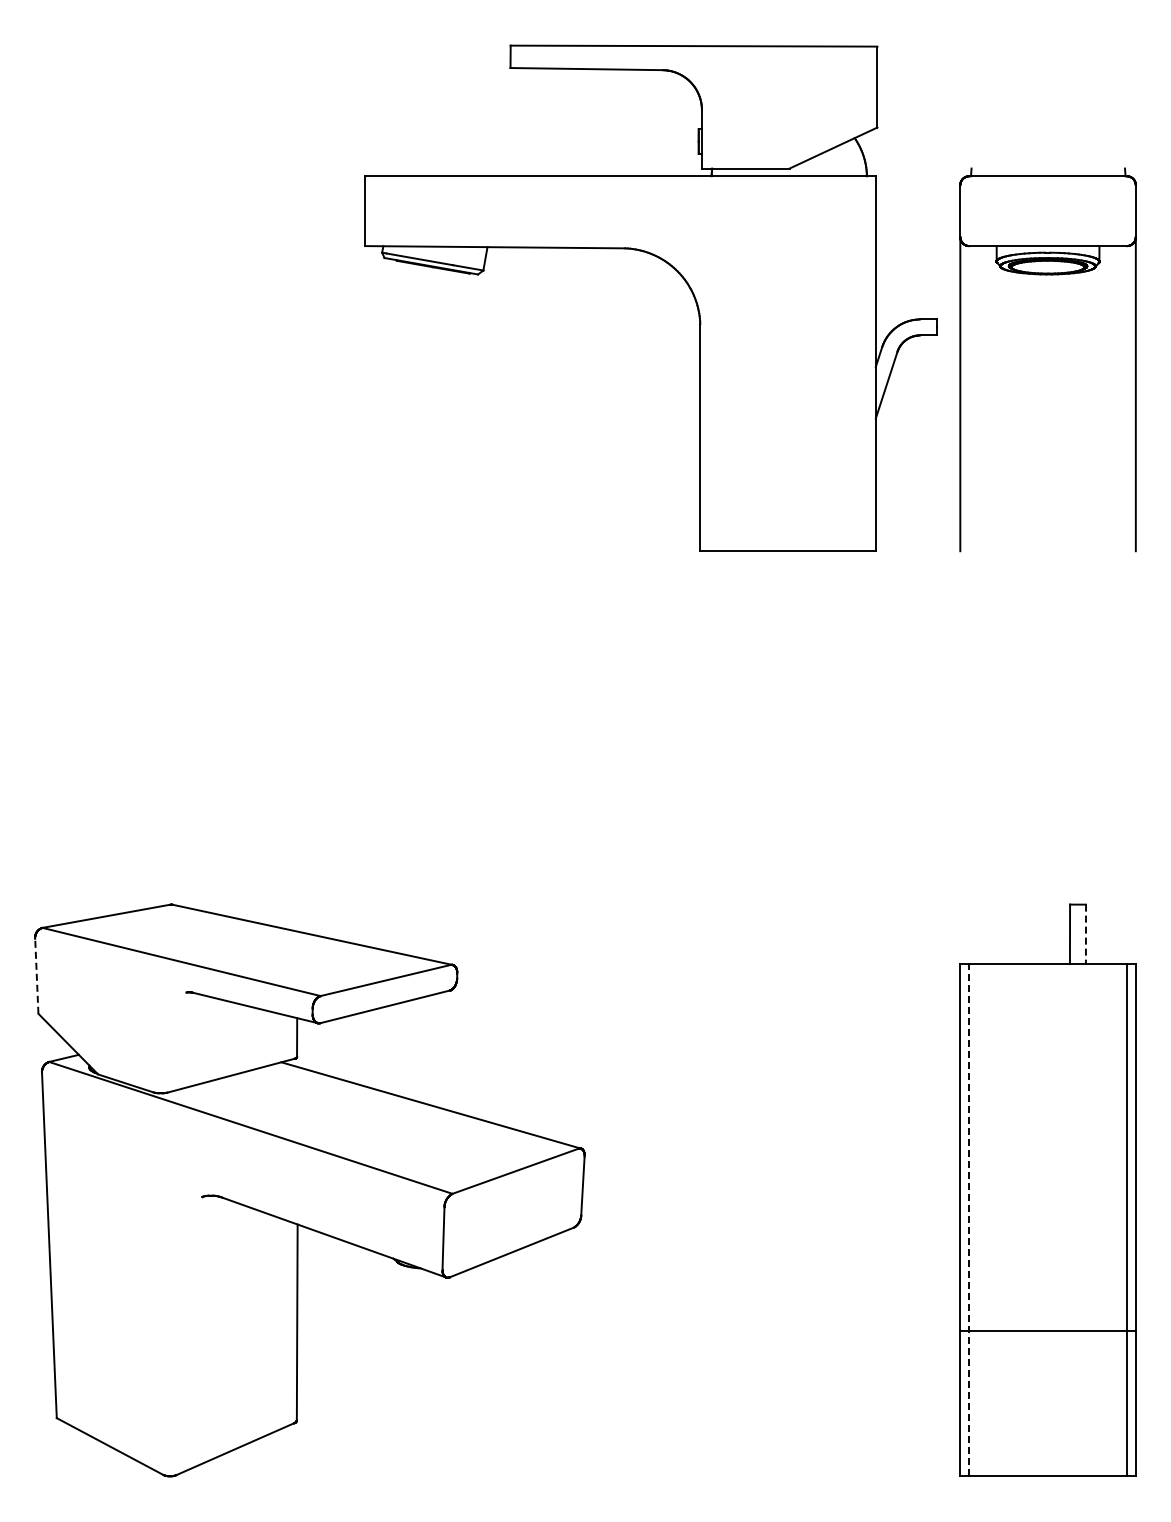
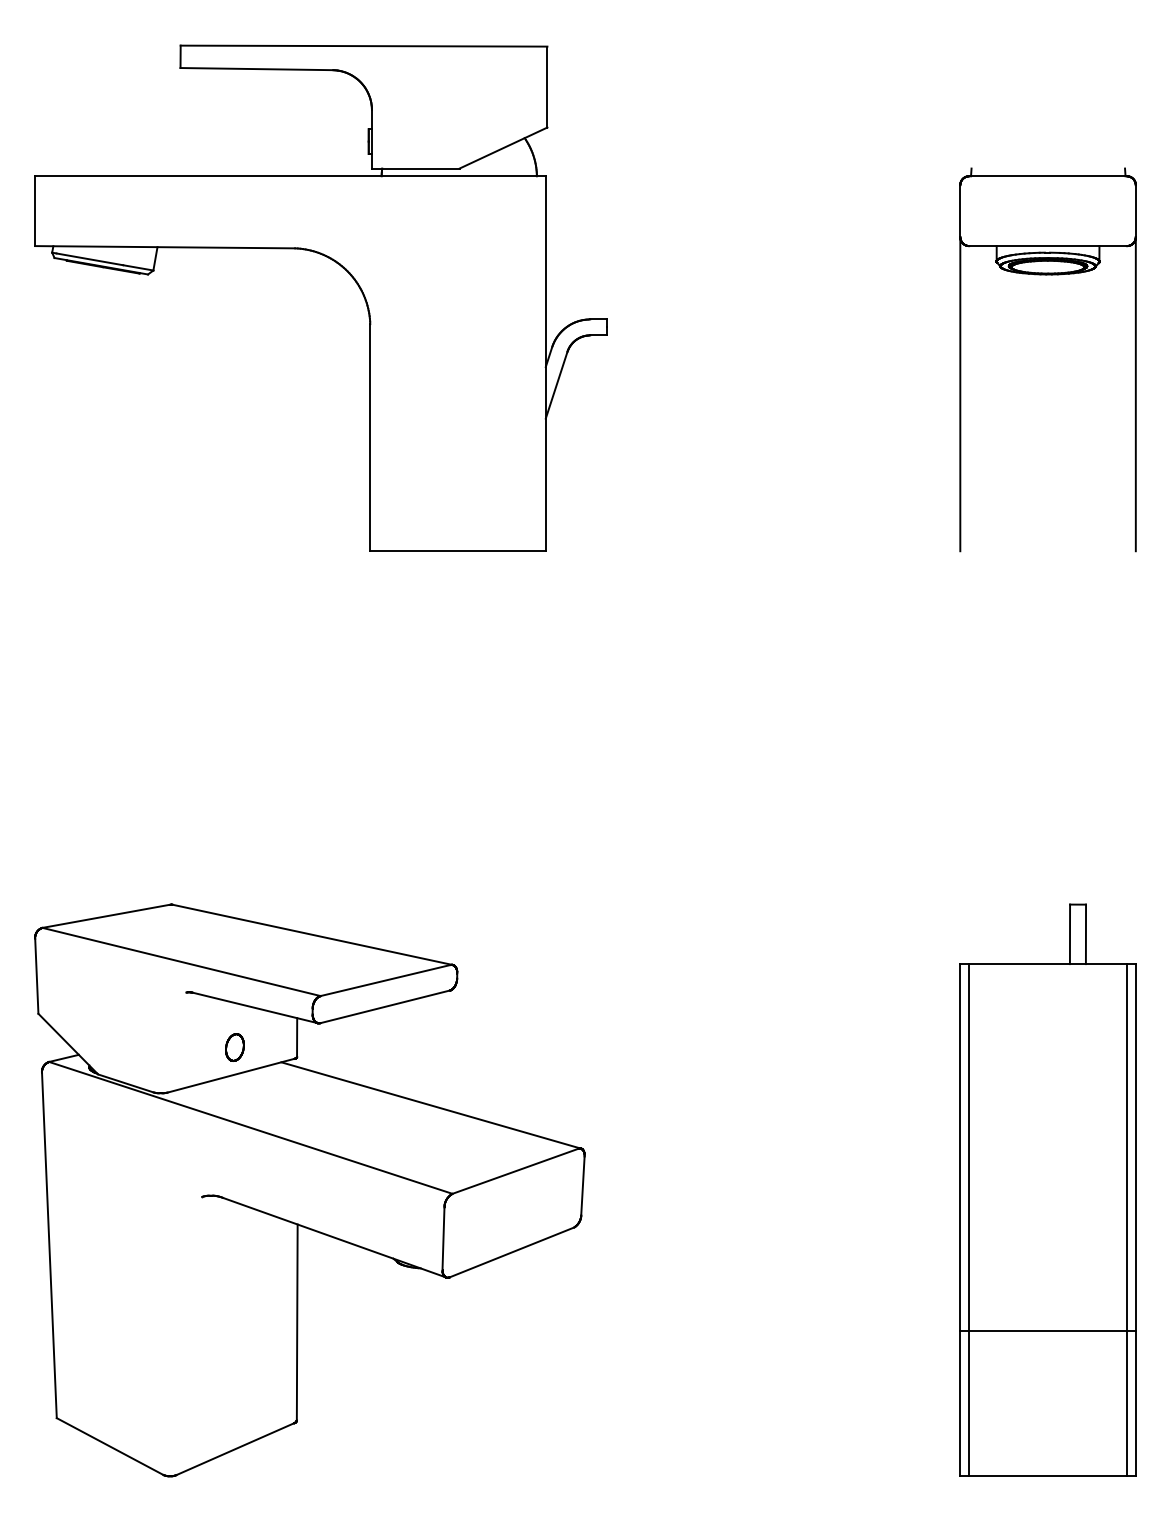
part position: (672, 268) -> (342, 268) (342, 268)
line: dashed -> solid (1085, 934)
line: dashed -> solid (36, 976)
part: none -> present (234, 1047)
line: dashed -> solid (969, 1219)
